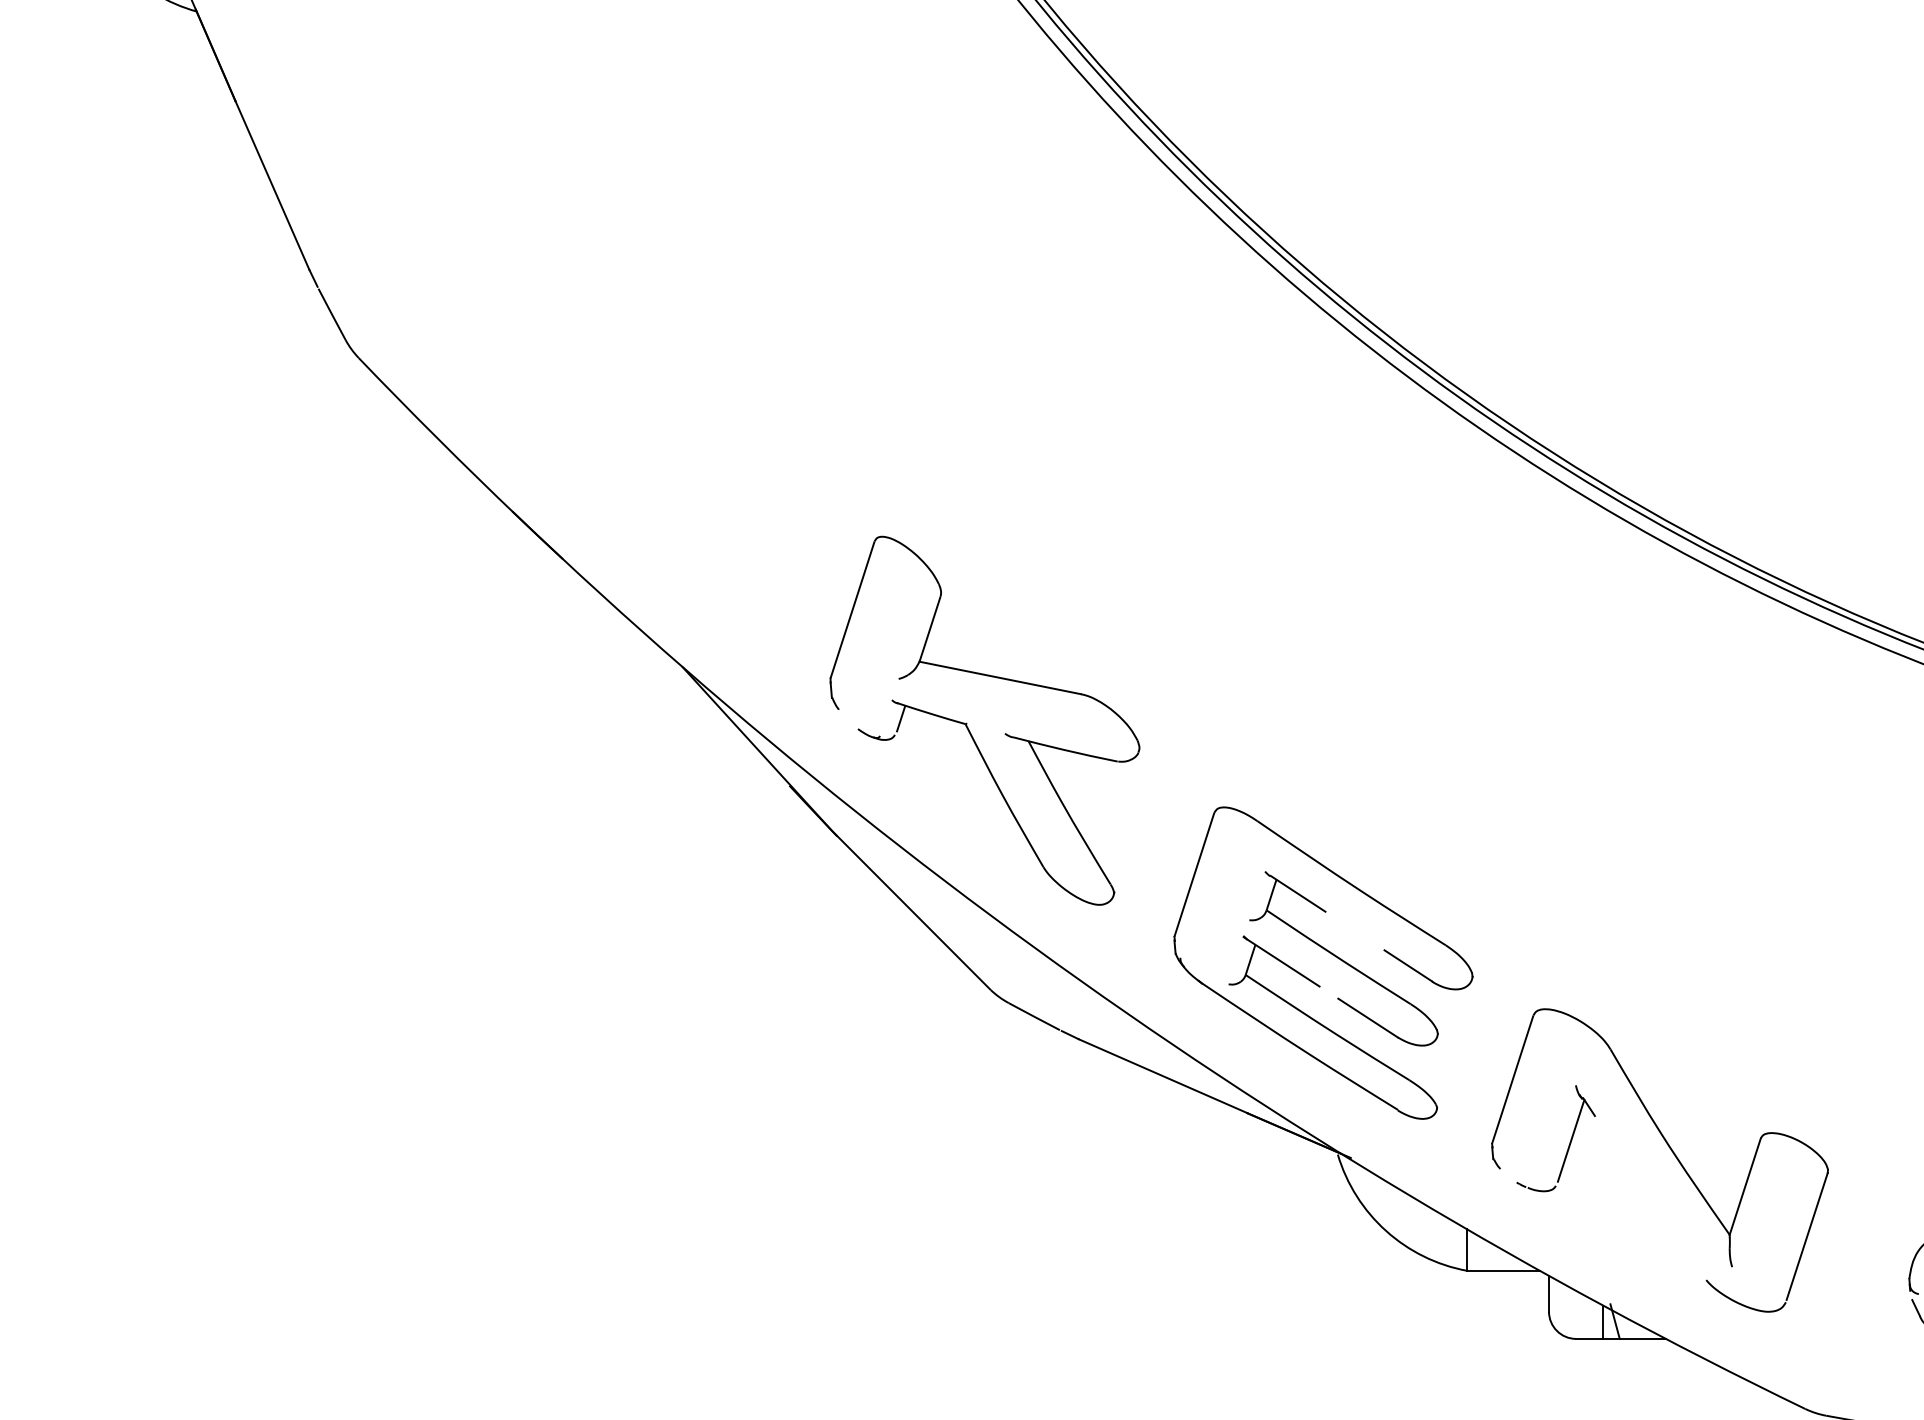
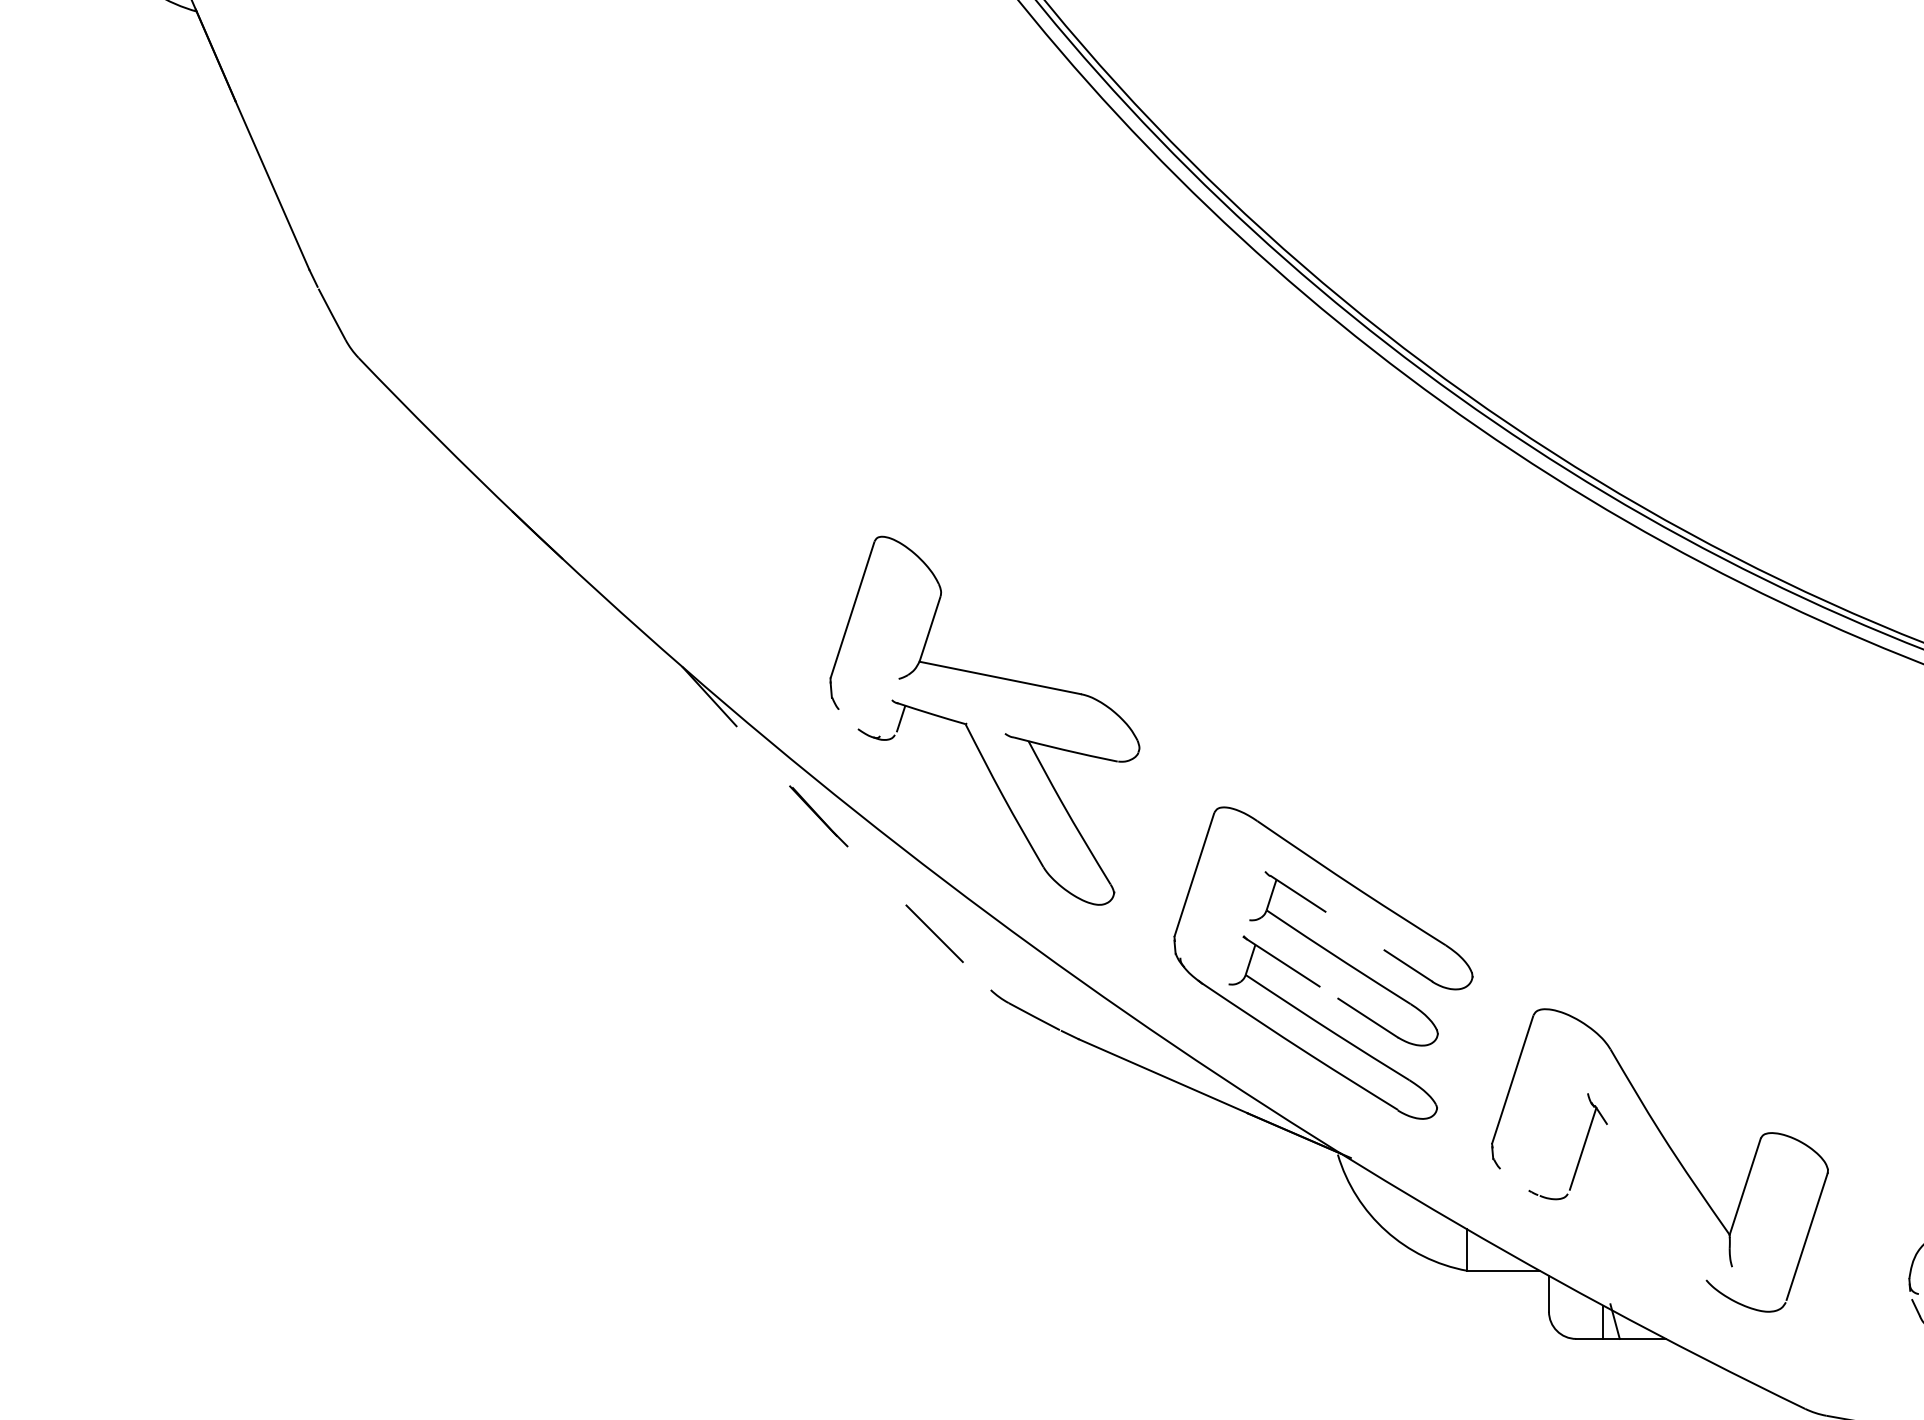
line: solid -> dashed (832, 831)
part position: (1569, 1142) -> (1581, 1150) (1581, 1150)
